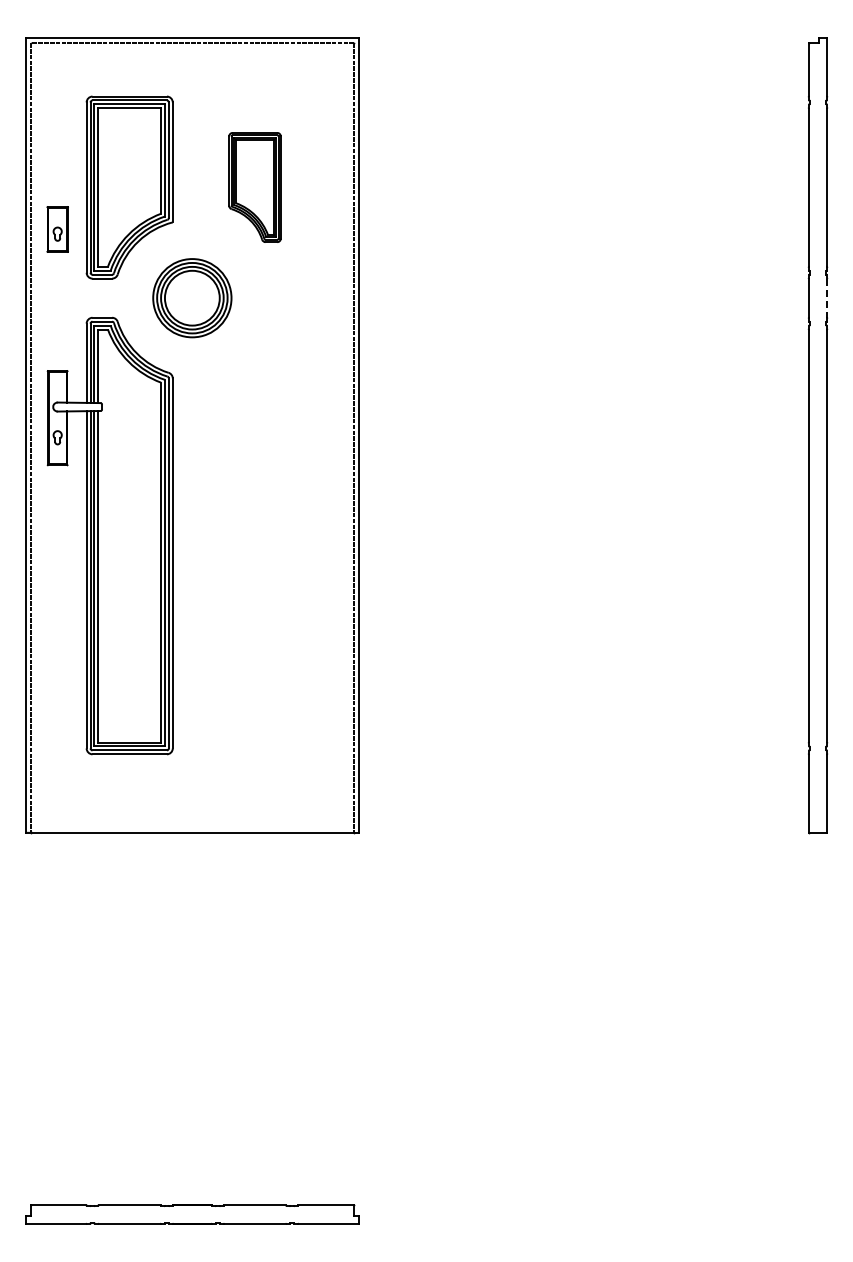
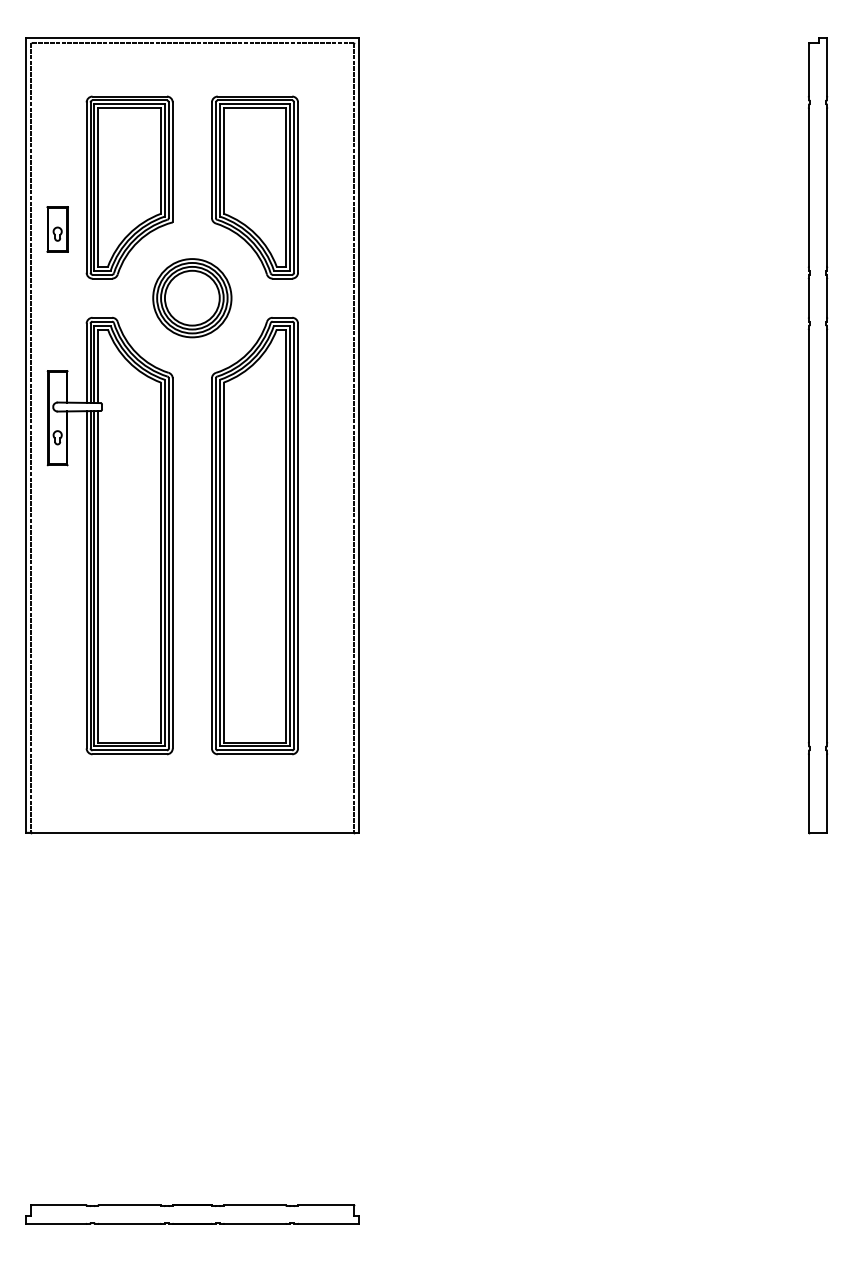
part size: 54x111 px -> 88x185 px (254, 187)
line: dashed -> solid (827, 298)
part: none -> present (254, 536)
